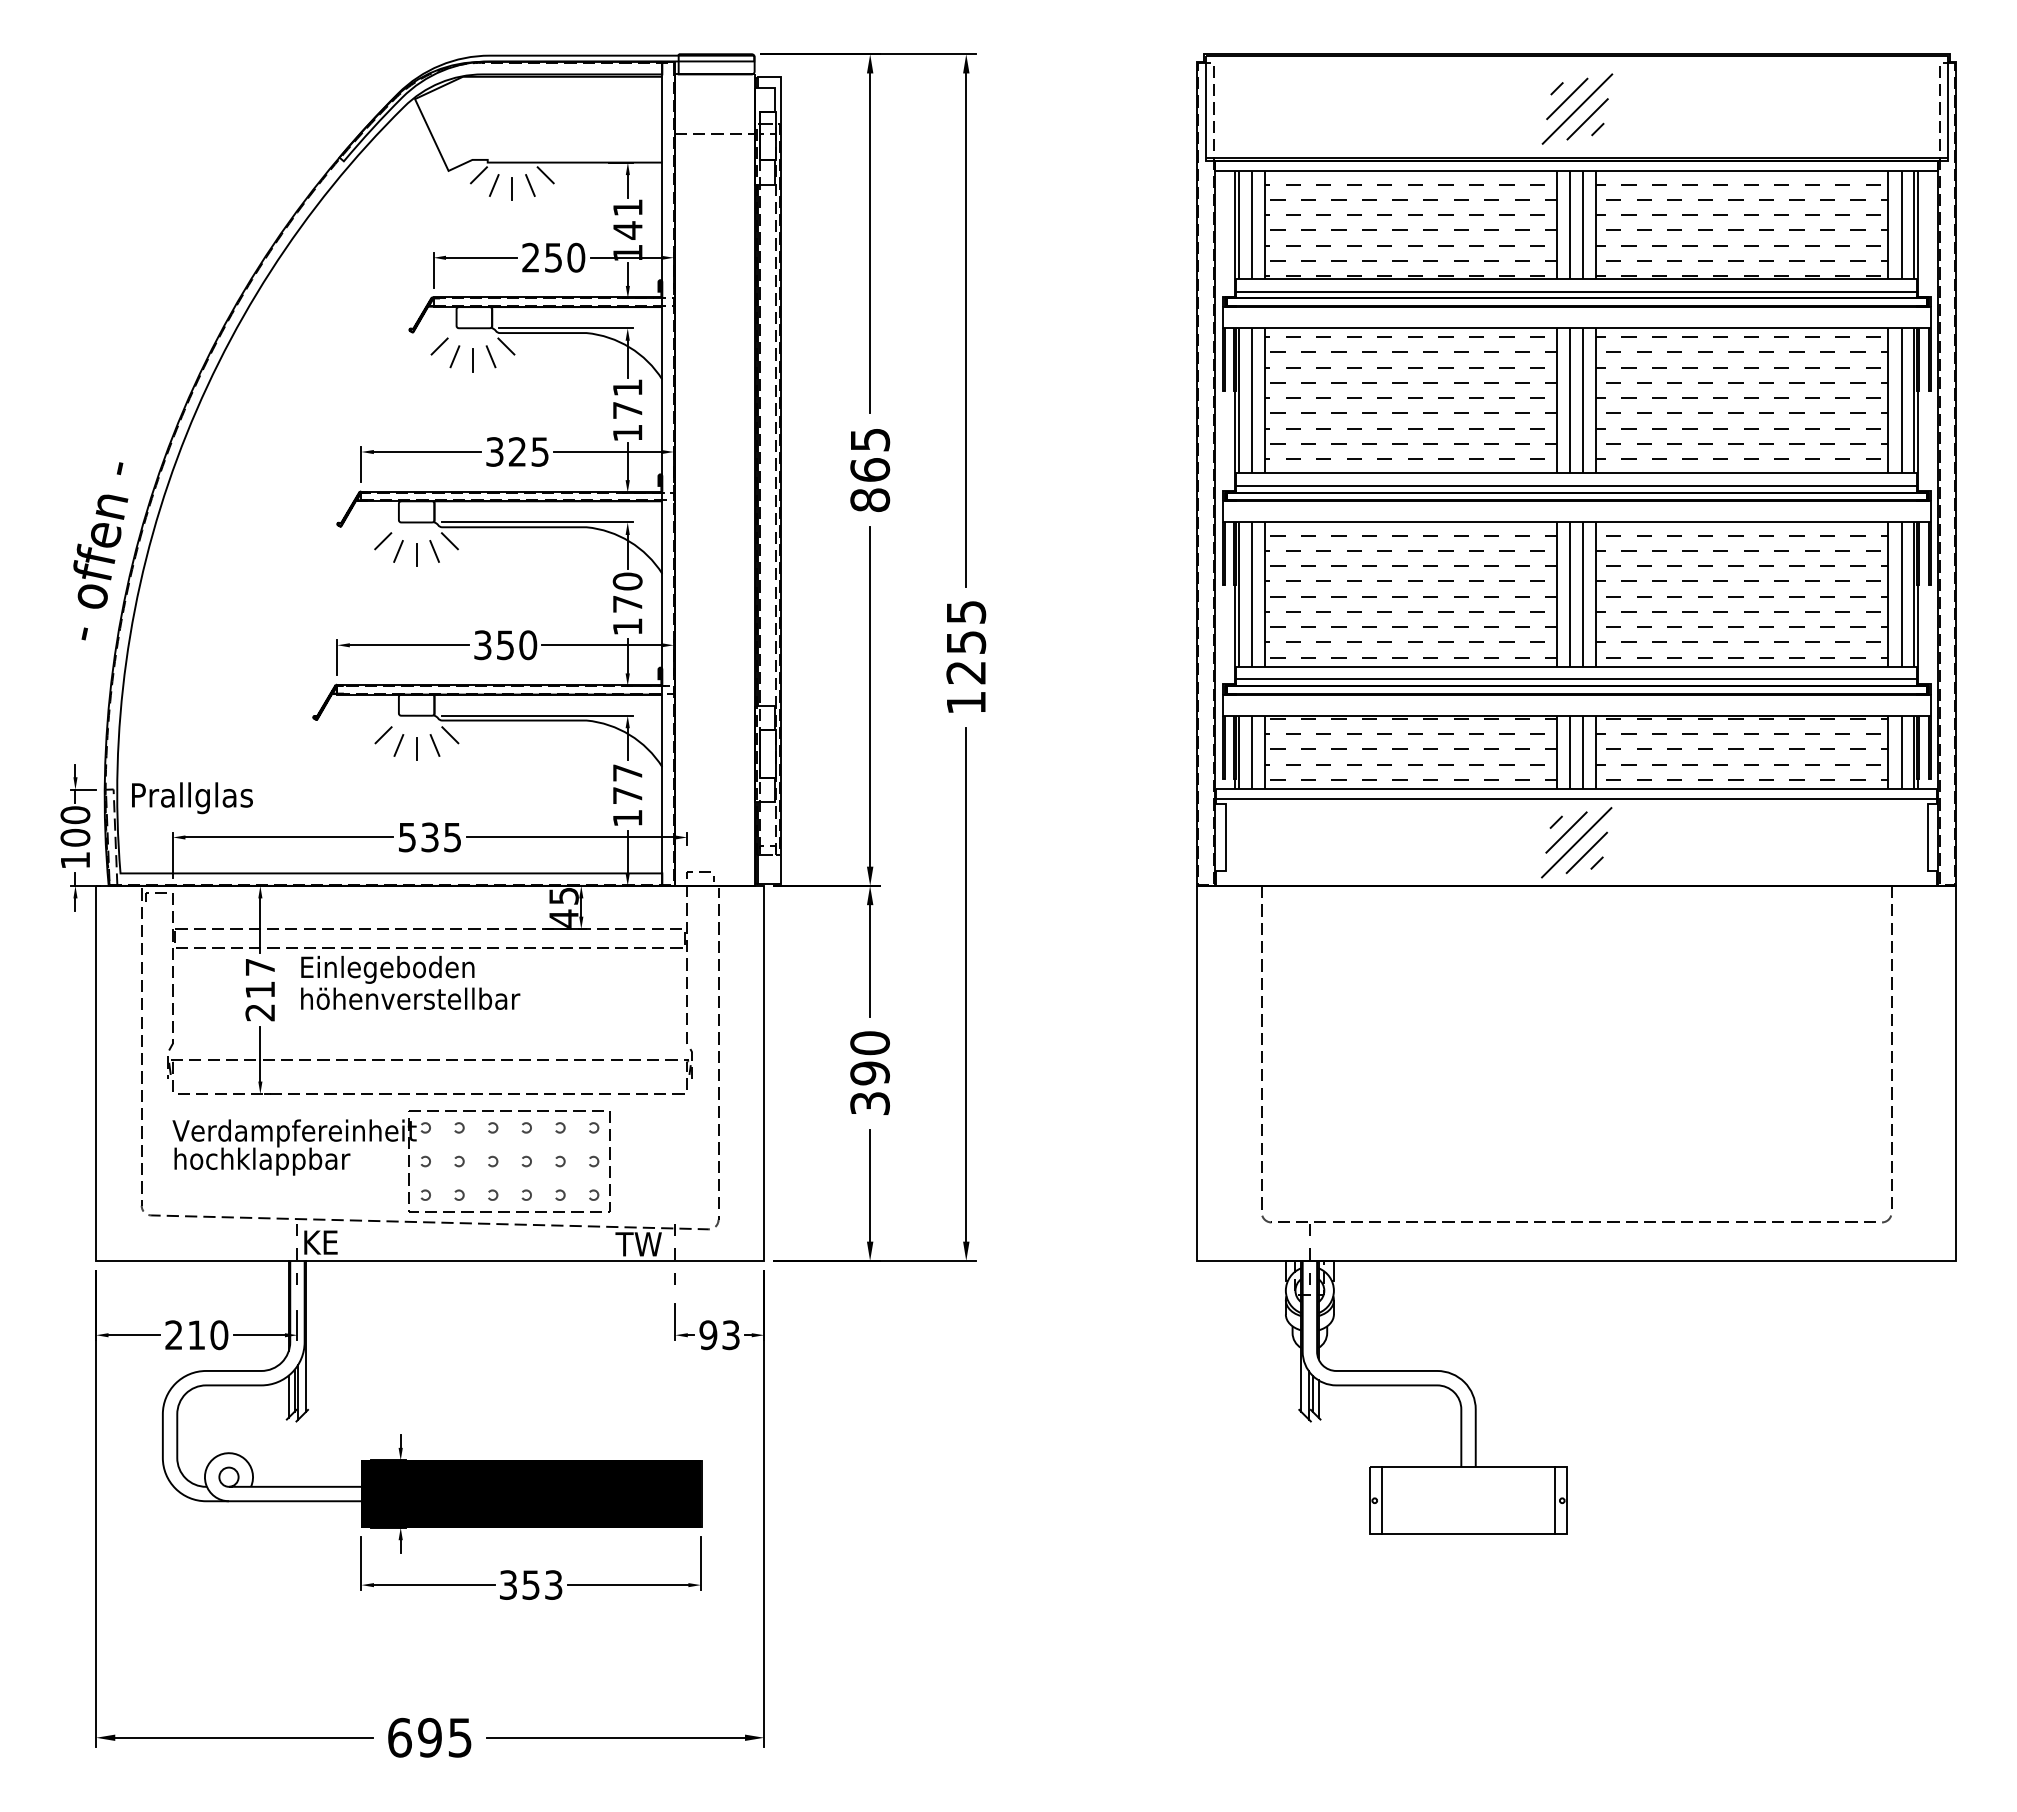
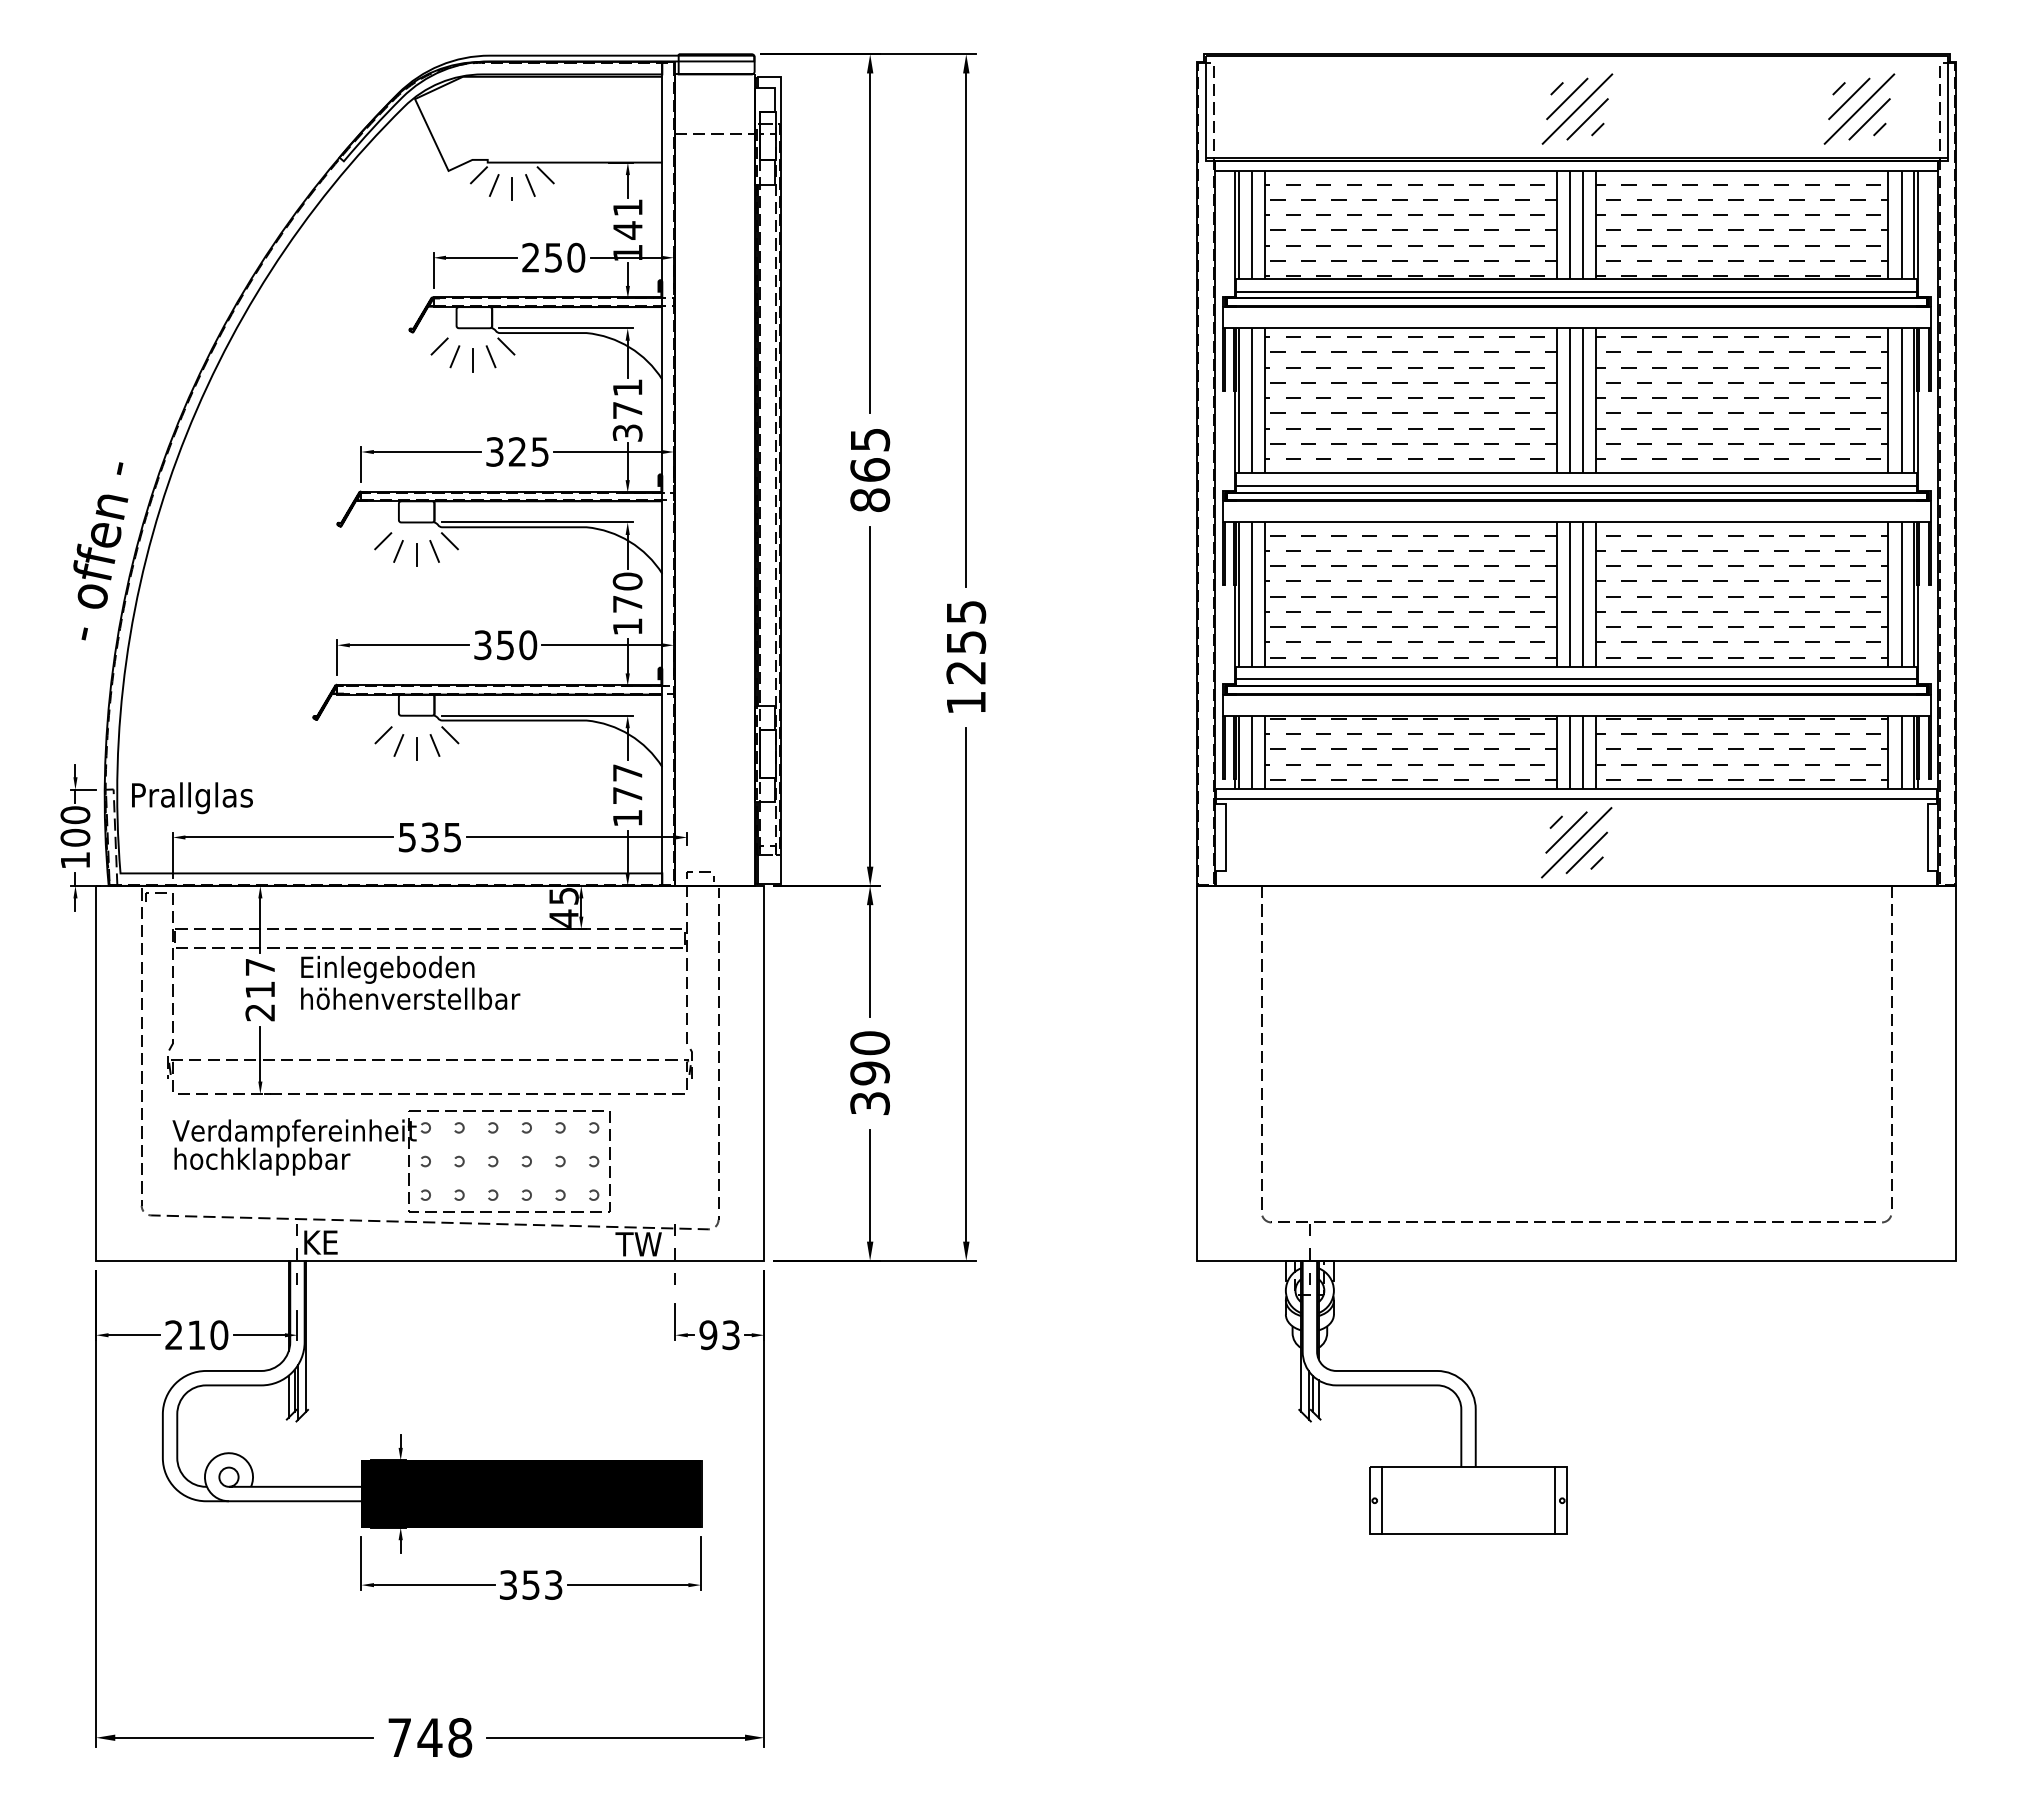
part: none -> present (1859, 108)
text: 171 -> 371 (627, 432)
text: 695 -> 748 (430, 1737)
